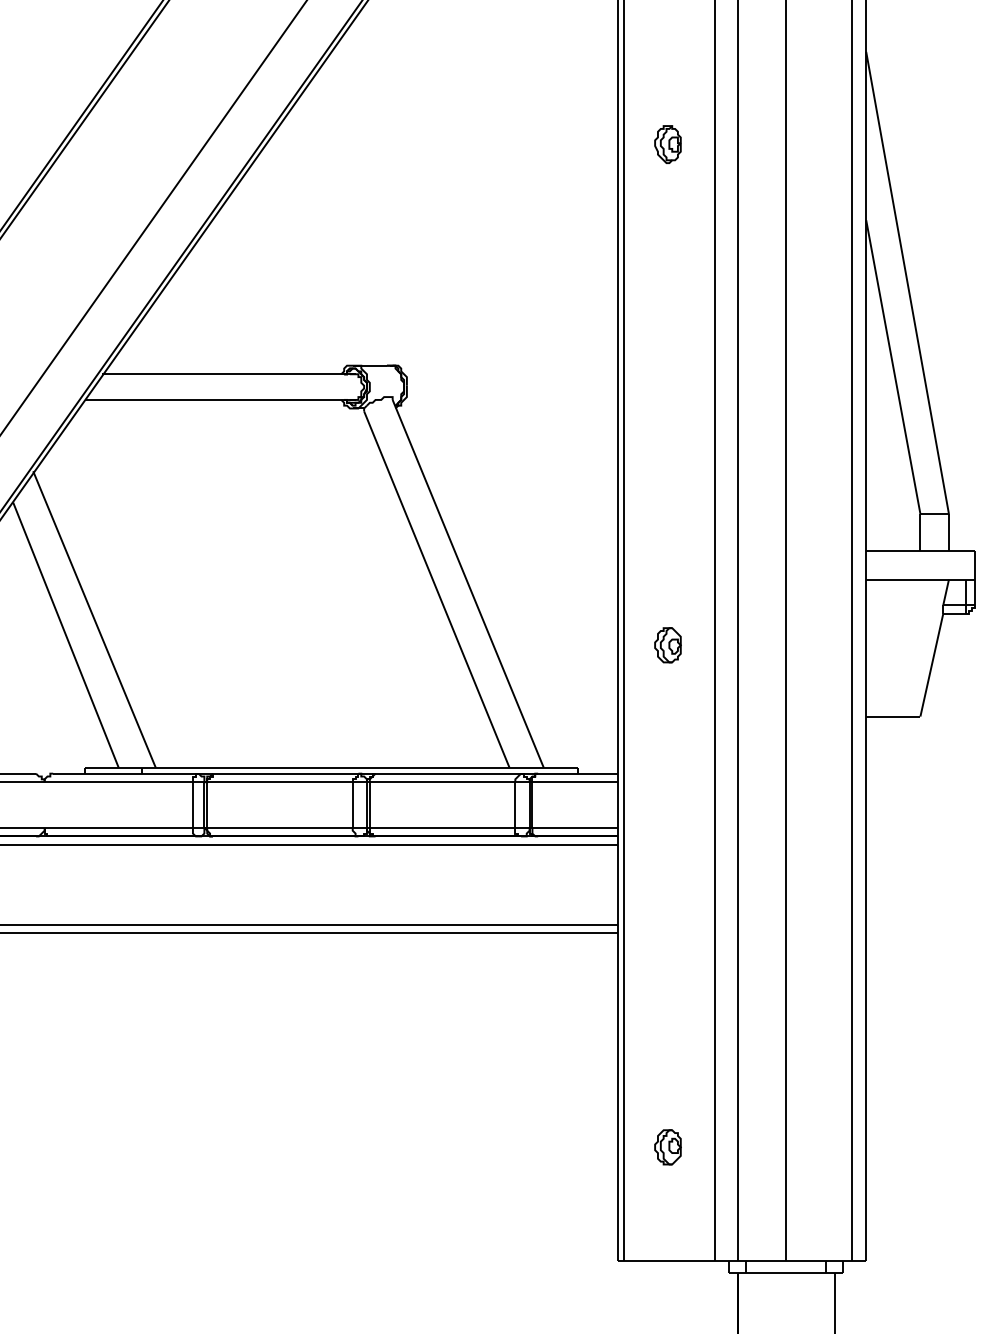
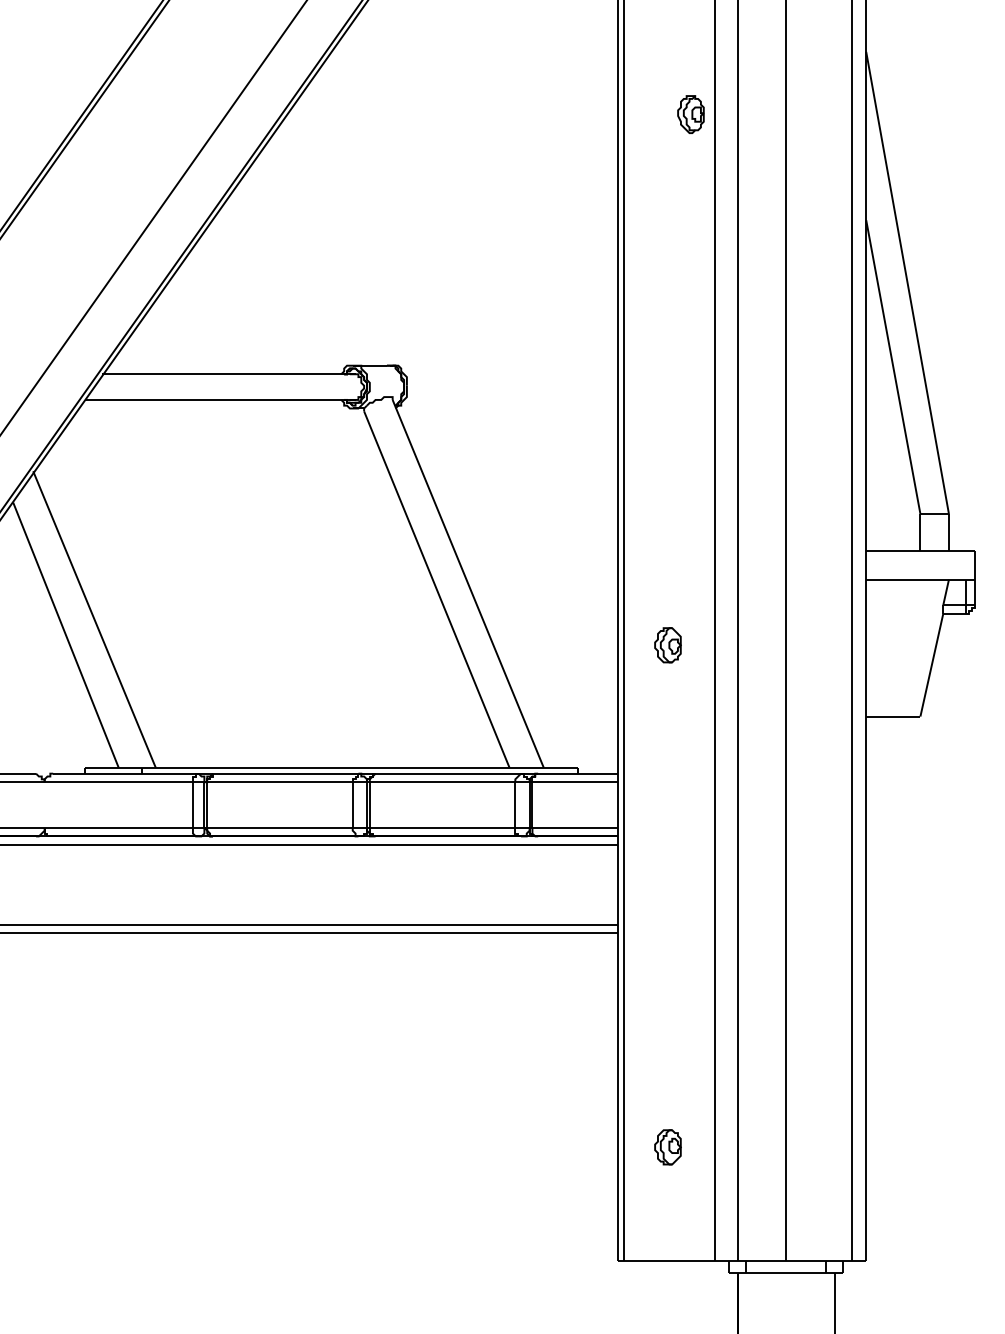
part position: (667, 144) -> (690, 114) (690, 114)
